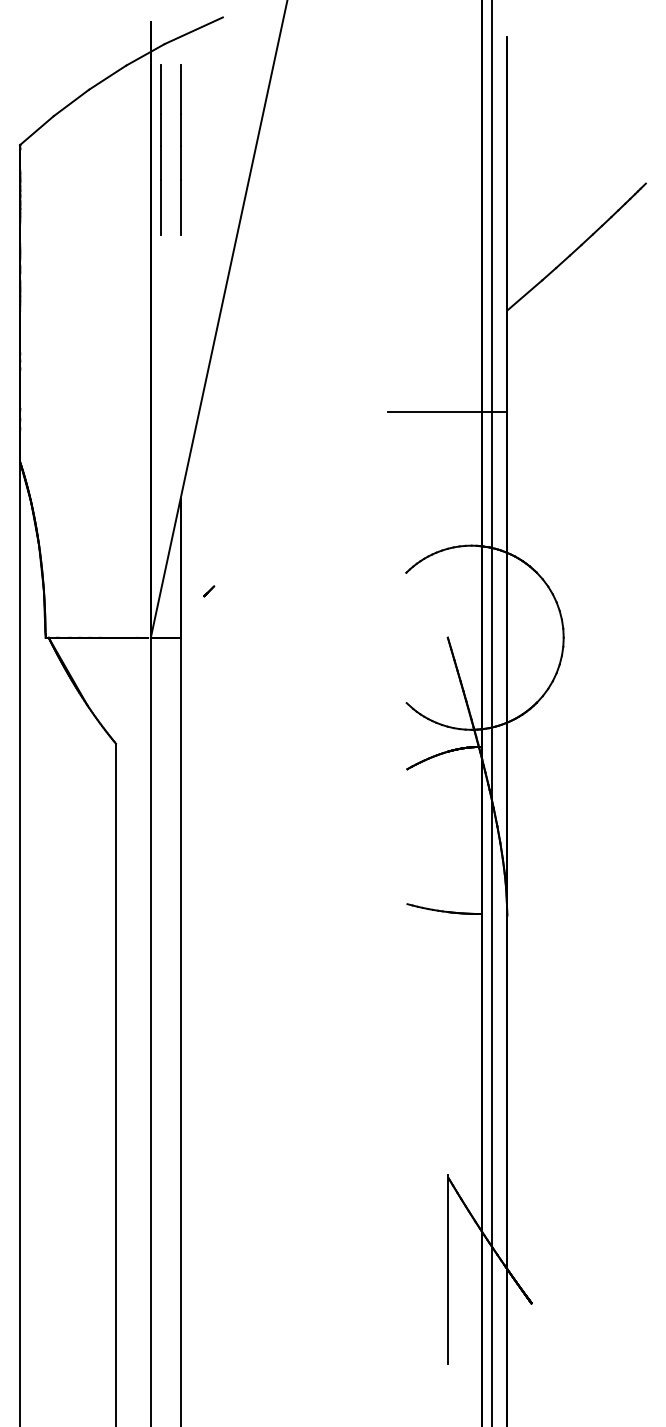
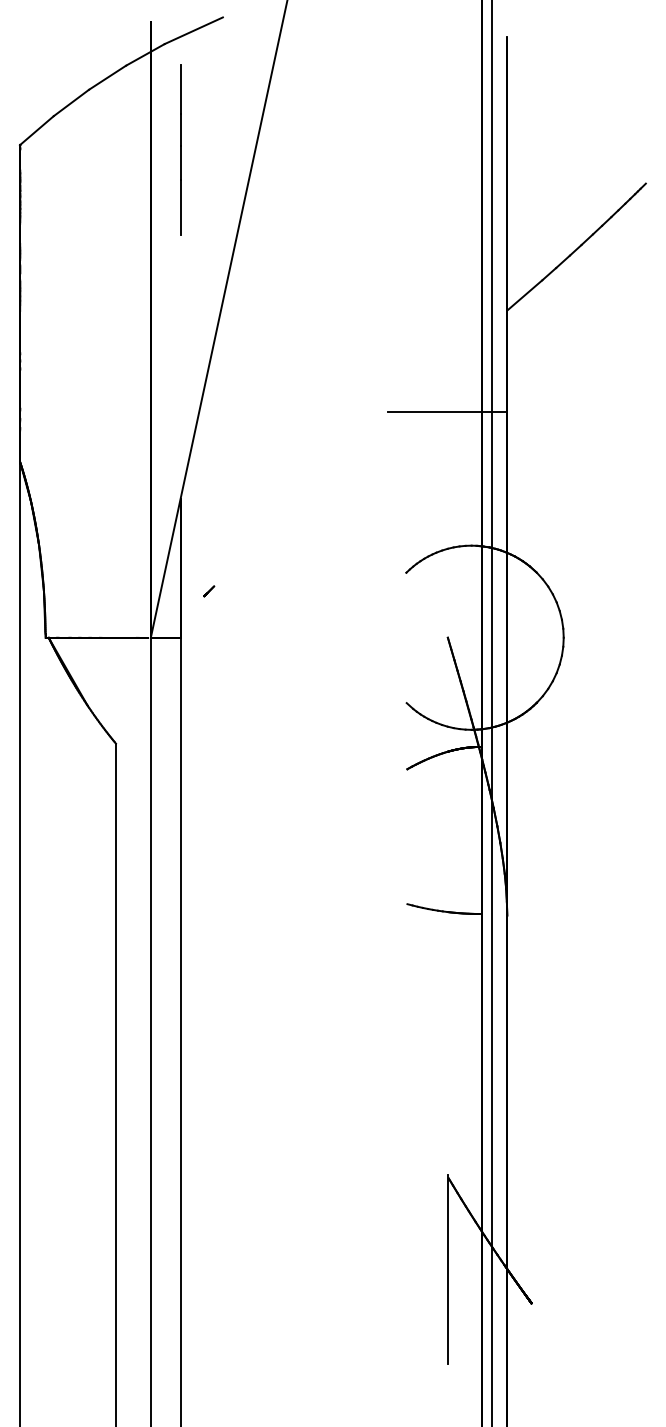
line: present -> none (160, 149)
